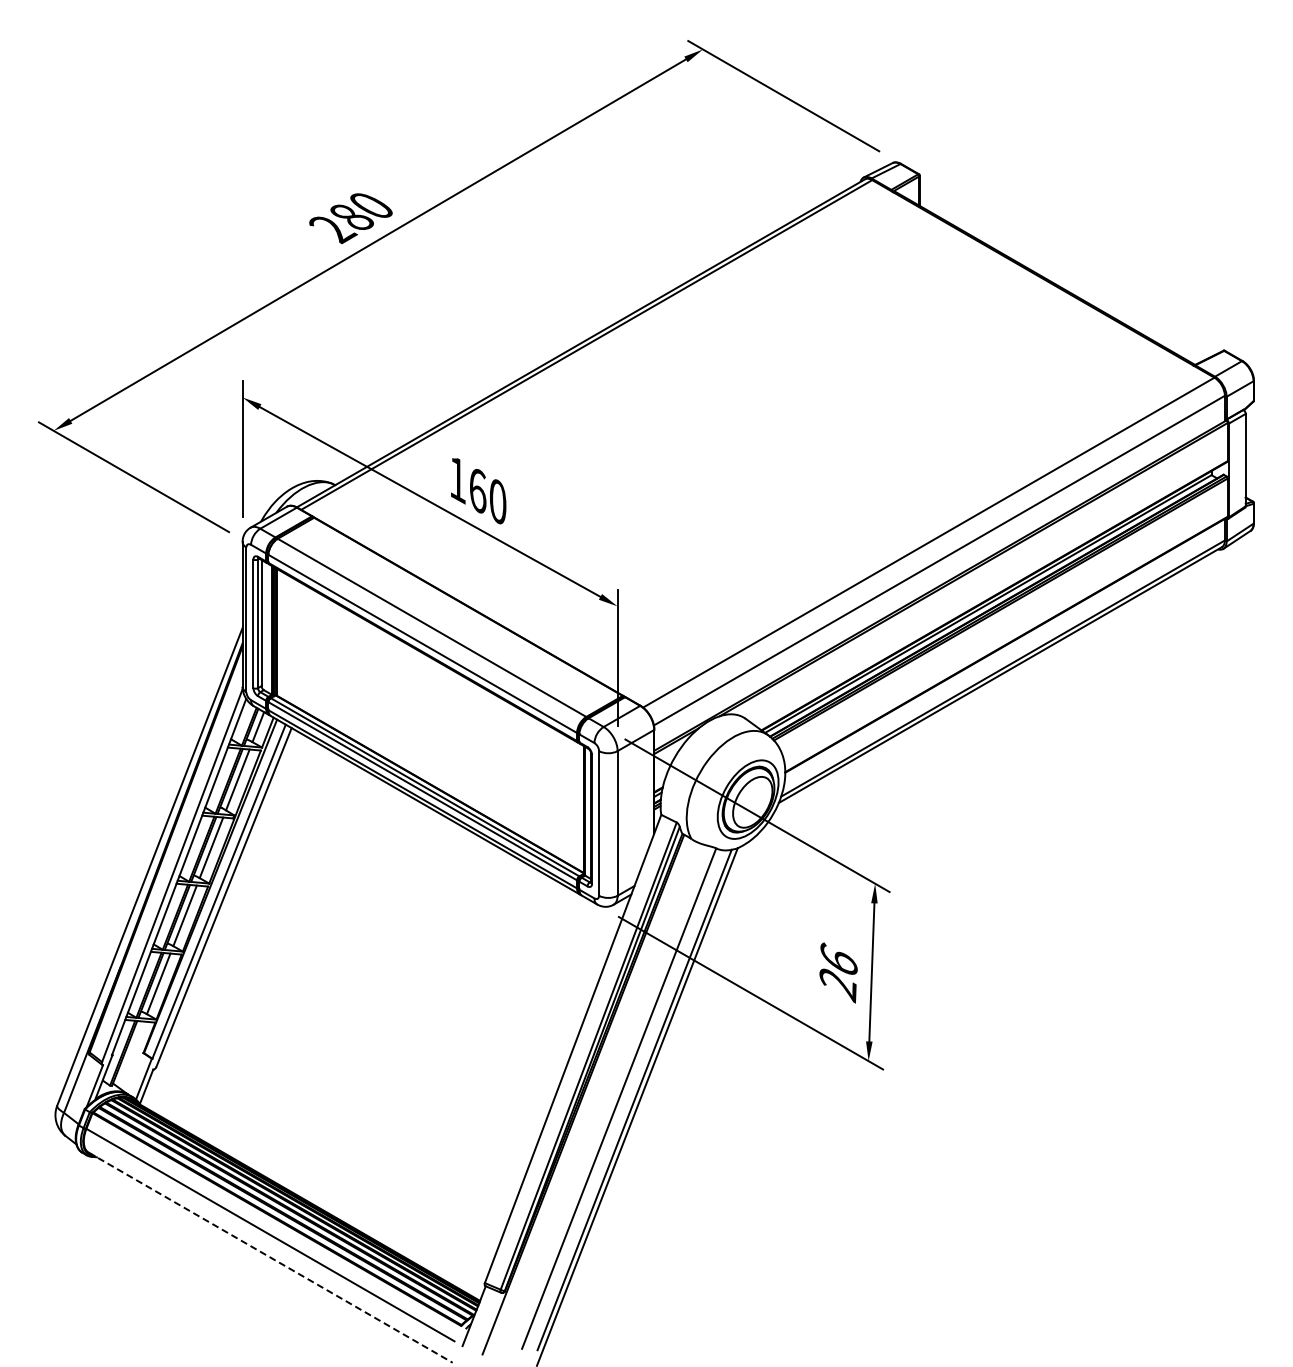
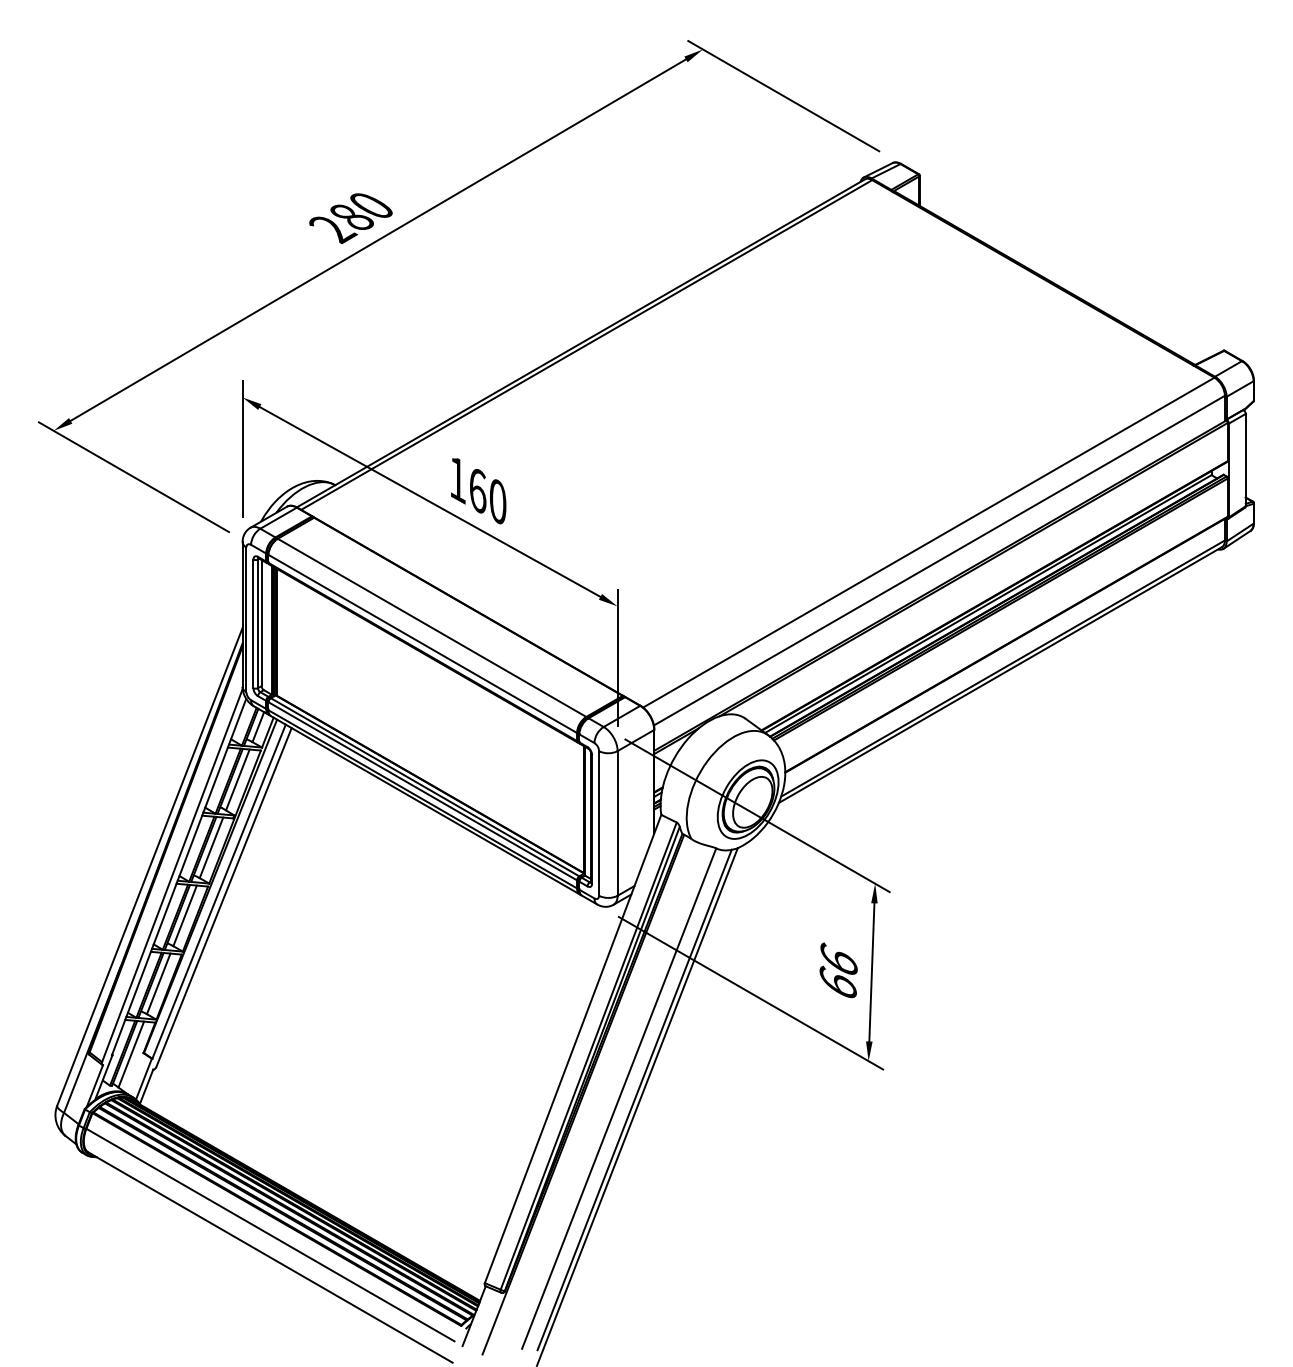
text: 26 -> 66 (837, 984)
line: none -> present (131, 1054)
line: dashed -> solid (271, 1257)
